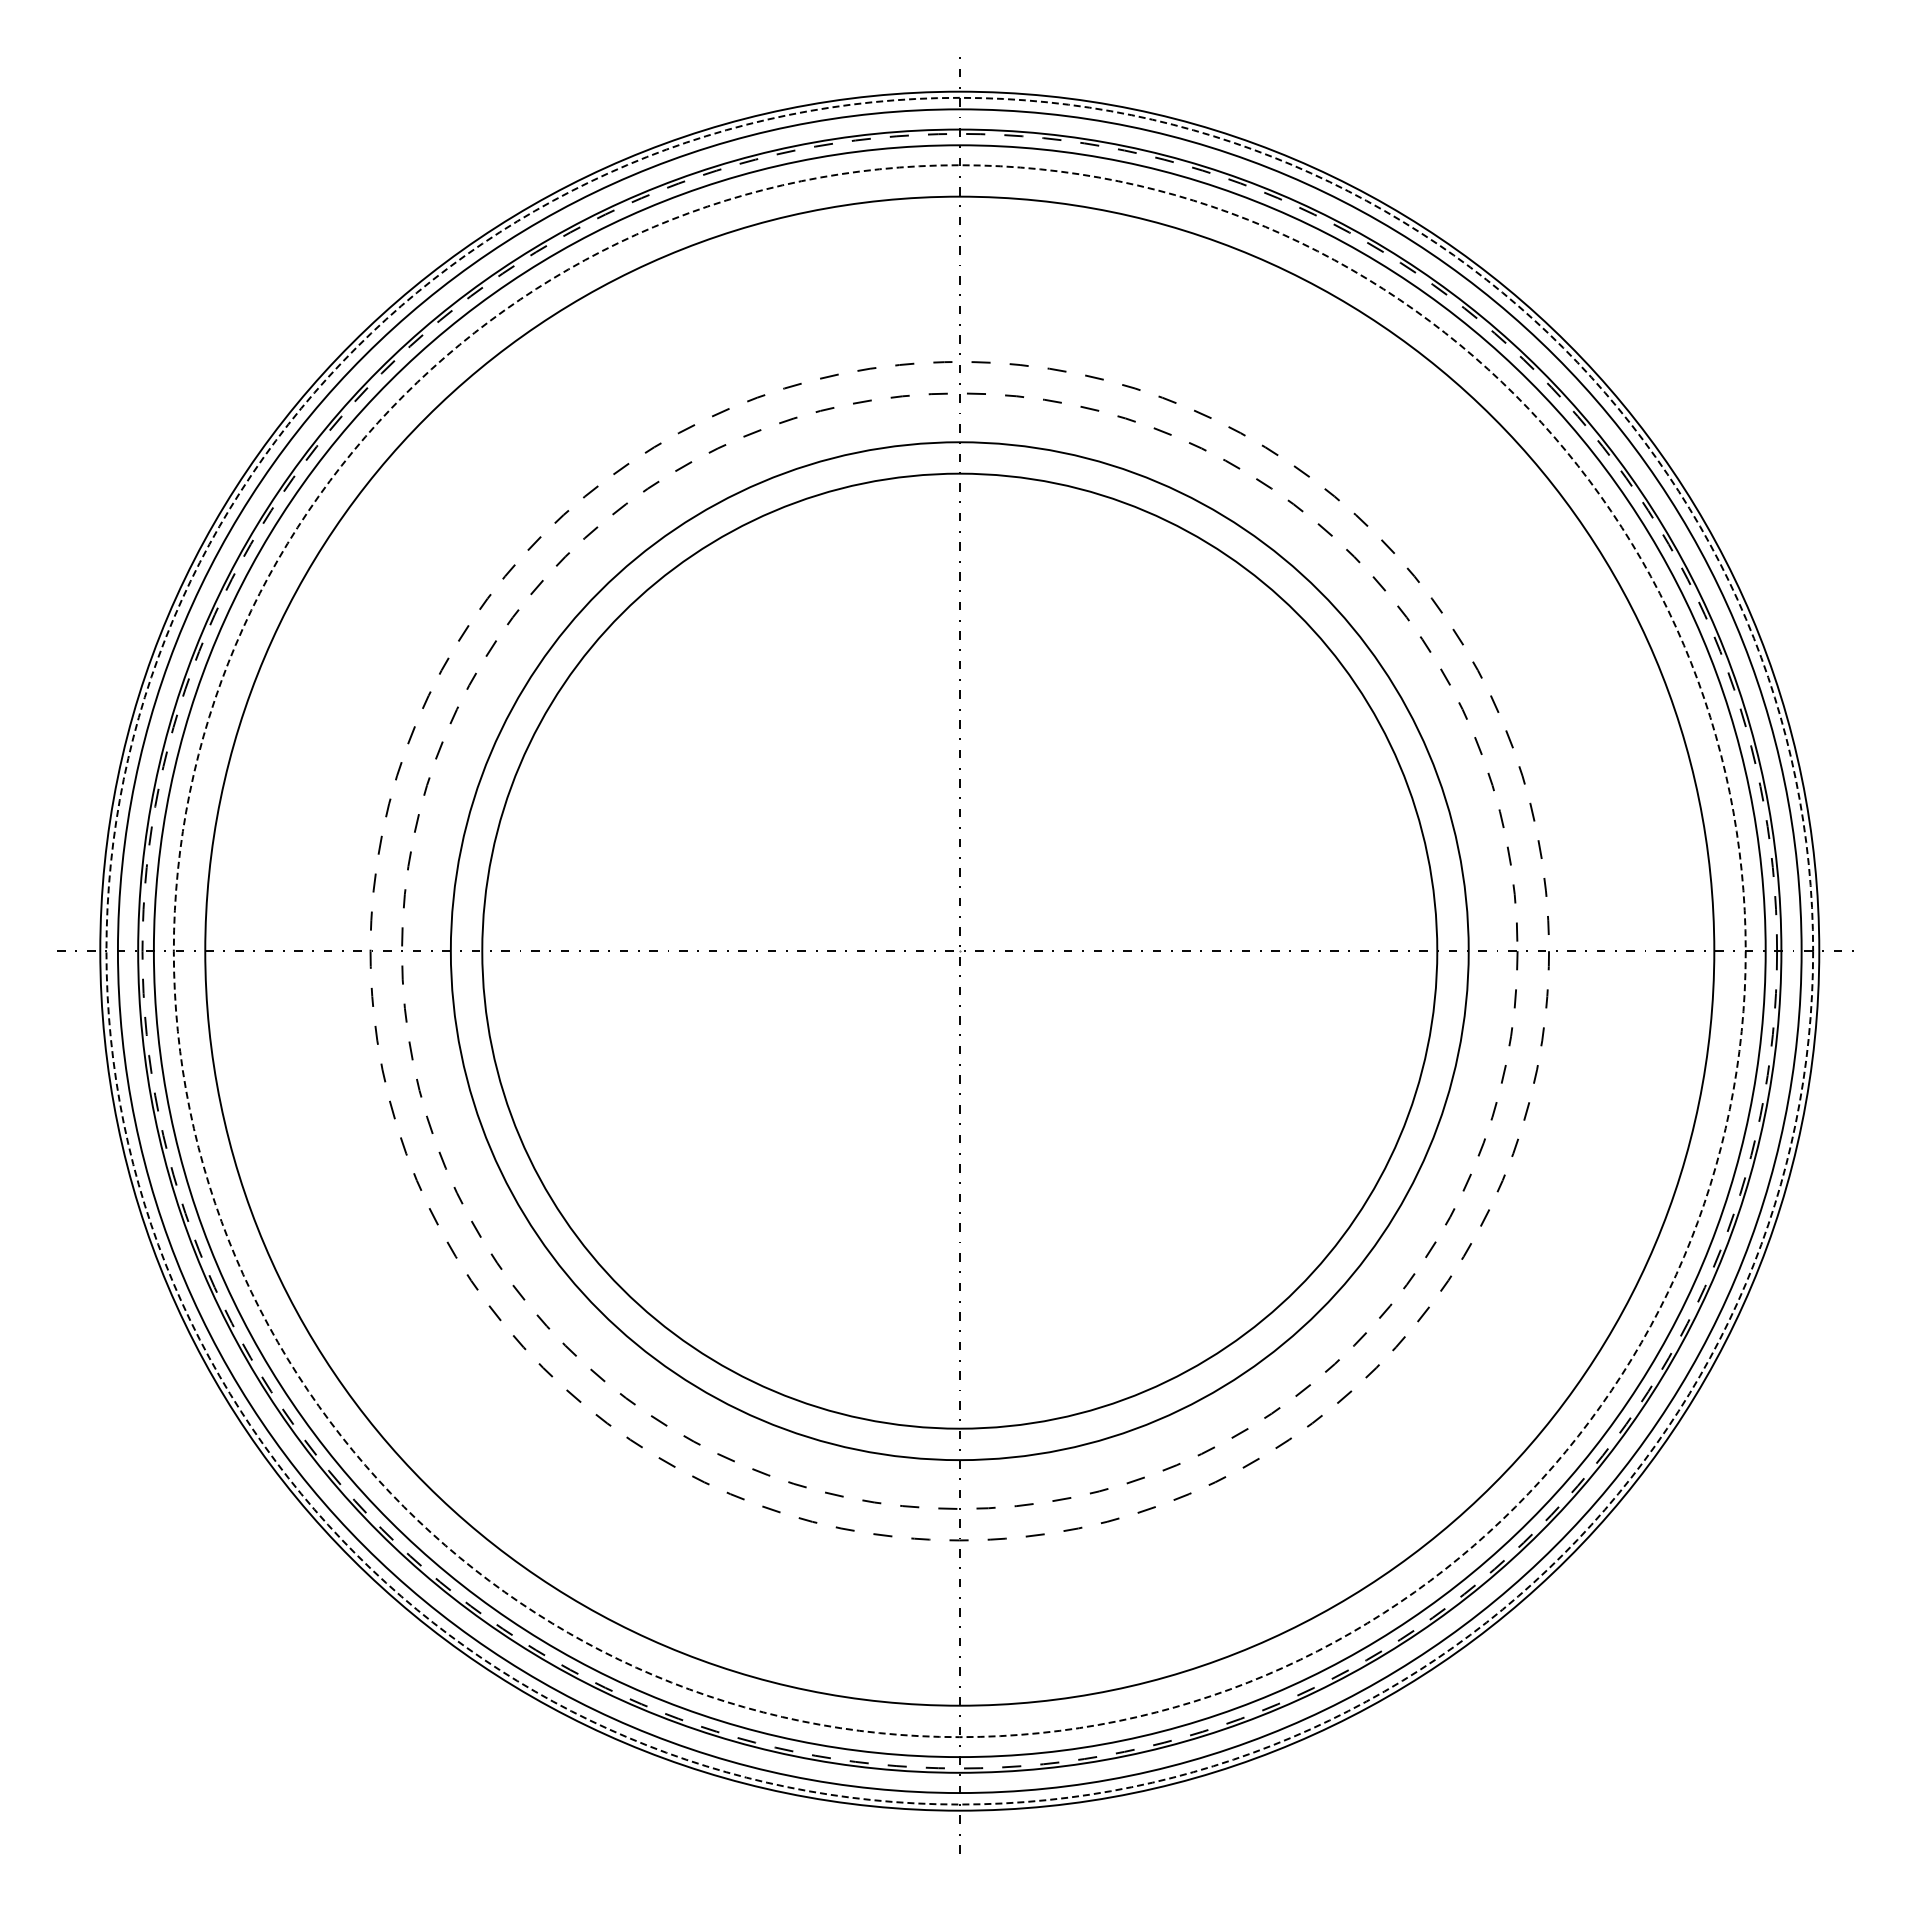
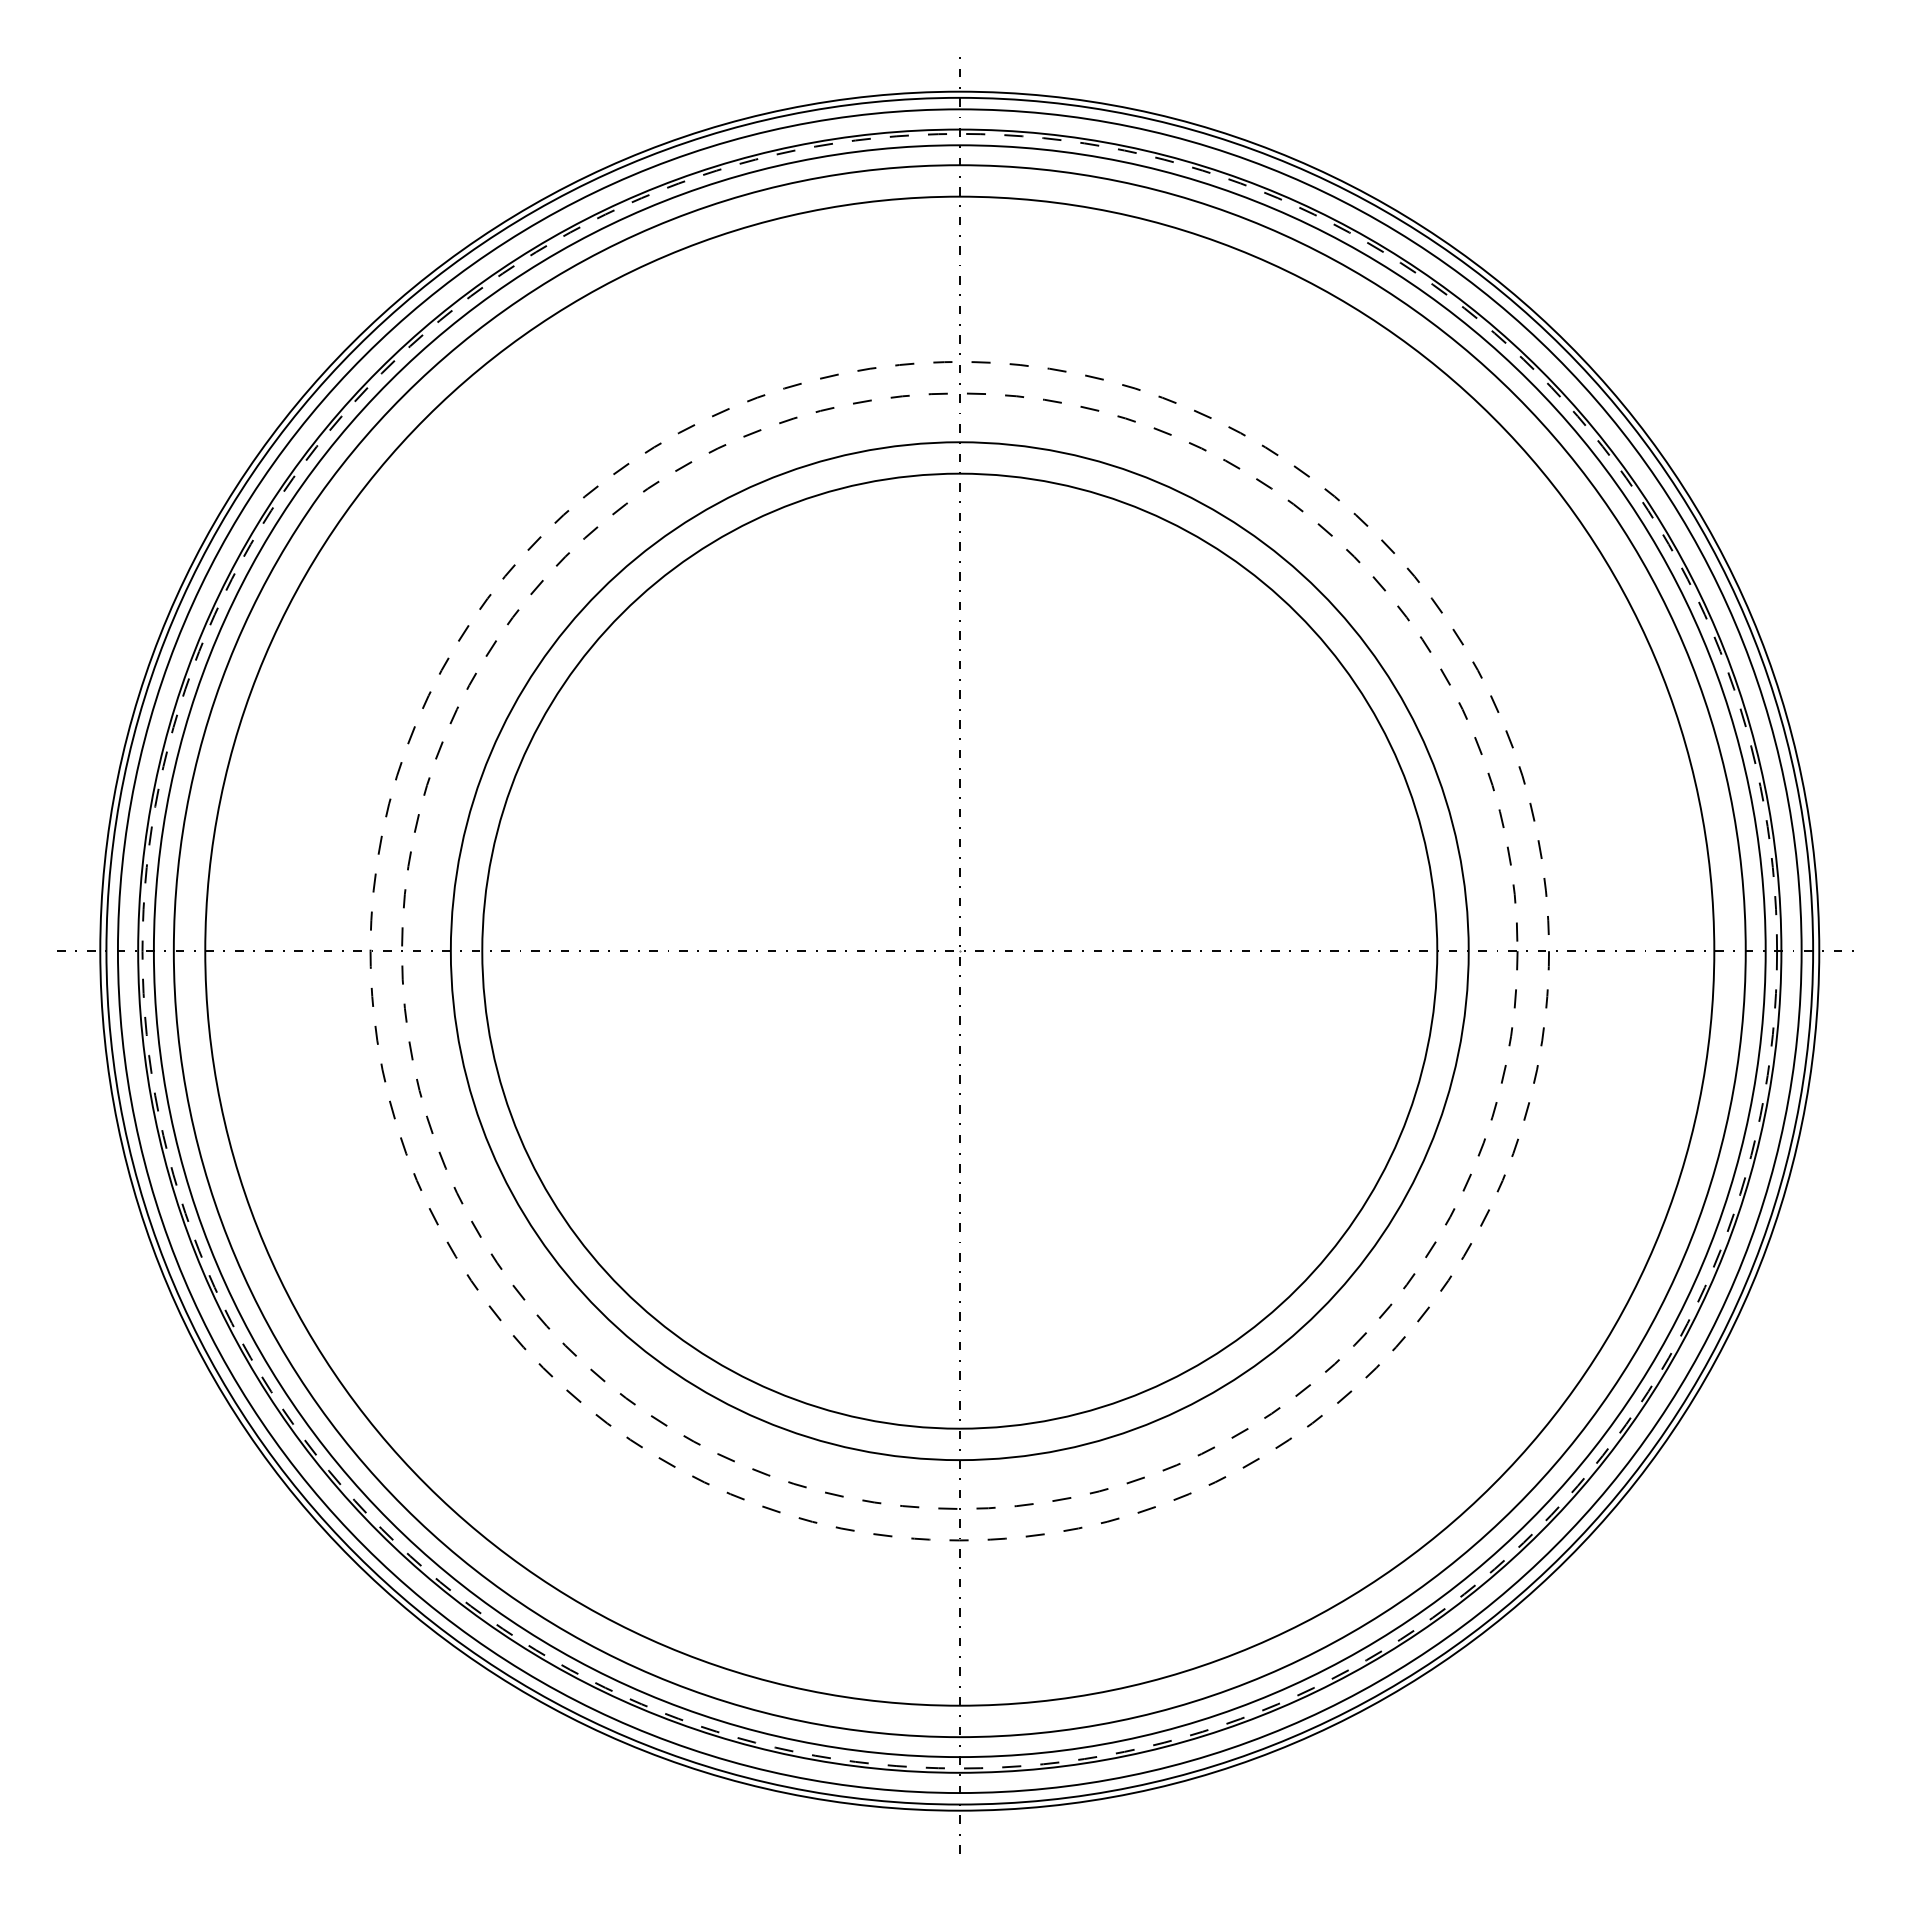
circle: dashed -> solid (959, 950)
circle: dashed -> solid (959, 951)
